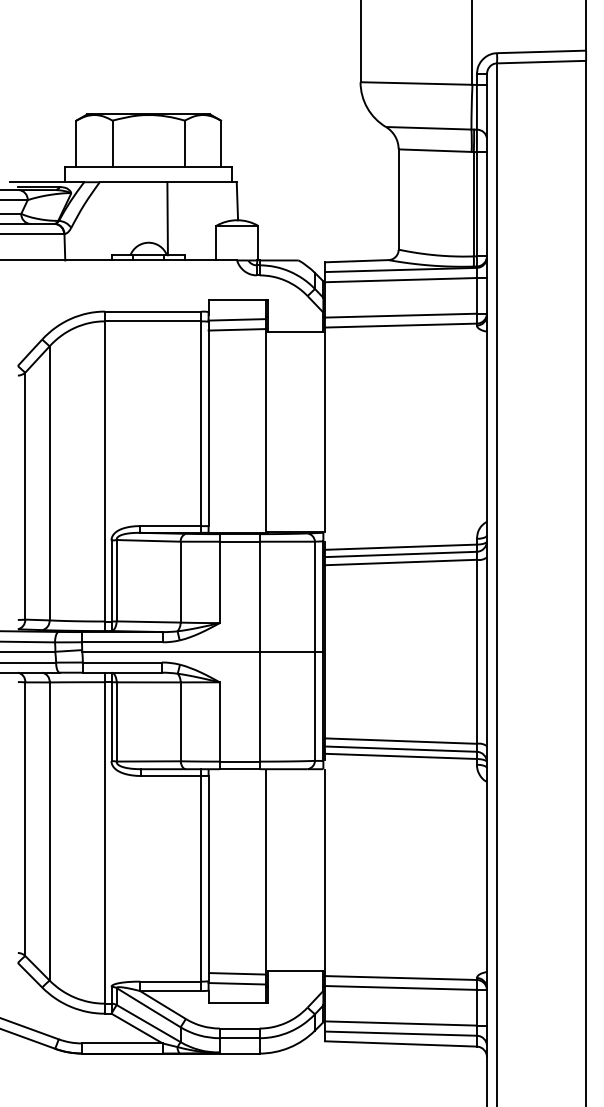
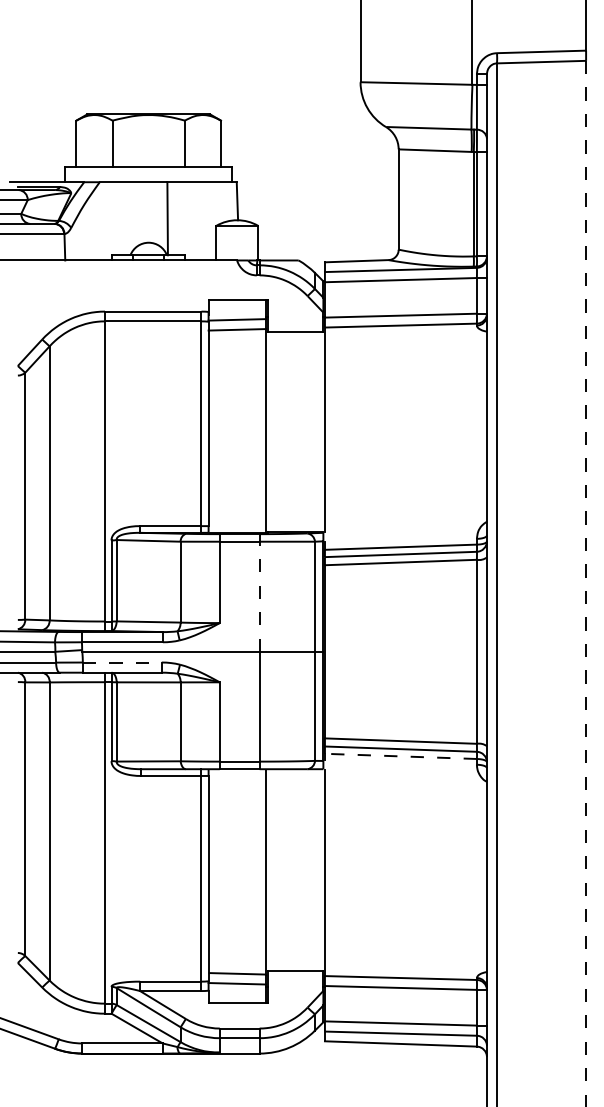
line: solid -> dashed (586, 583)
line: solid -> dashed (259, 596)
line: solid -> dashed (122, 662)
line: solid -> dashed (400, 756)
